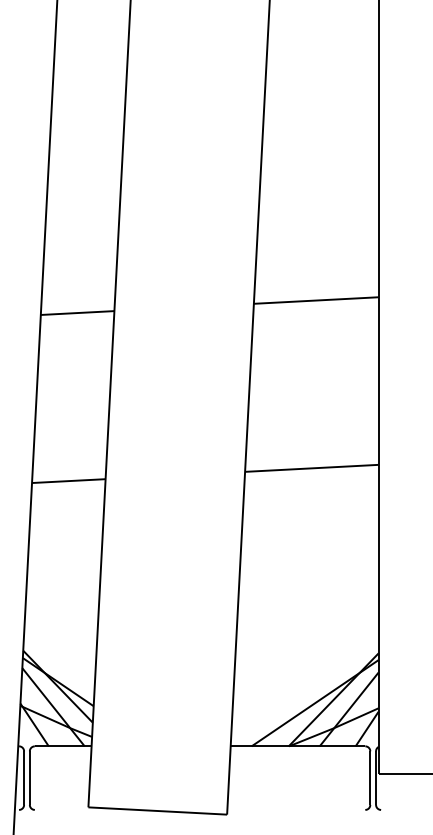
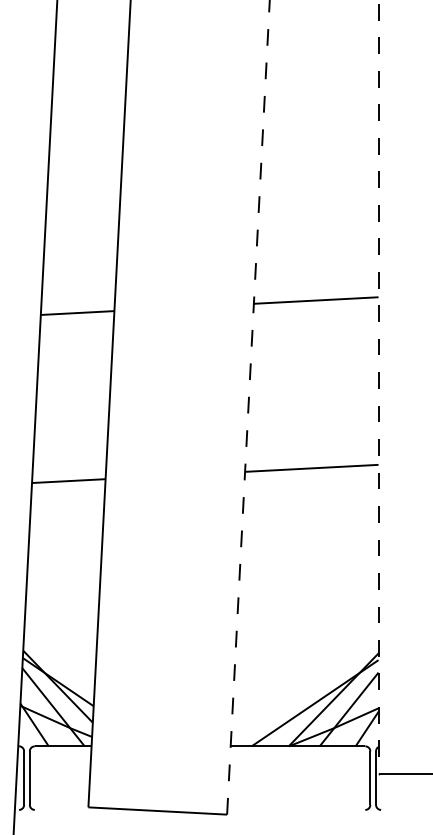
line: solid -> dashed (378, 387)
line: solid -> dashed (248, 407)
